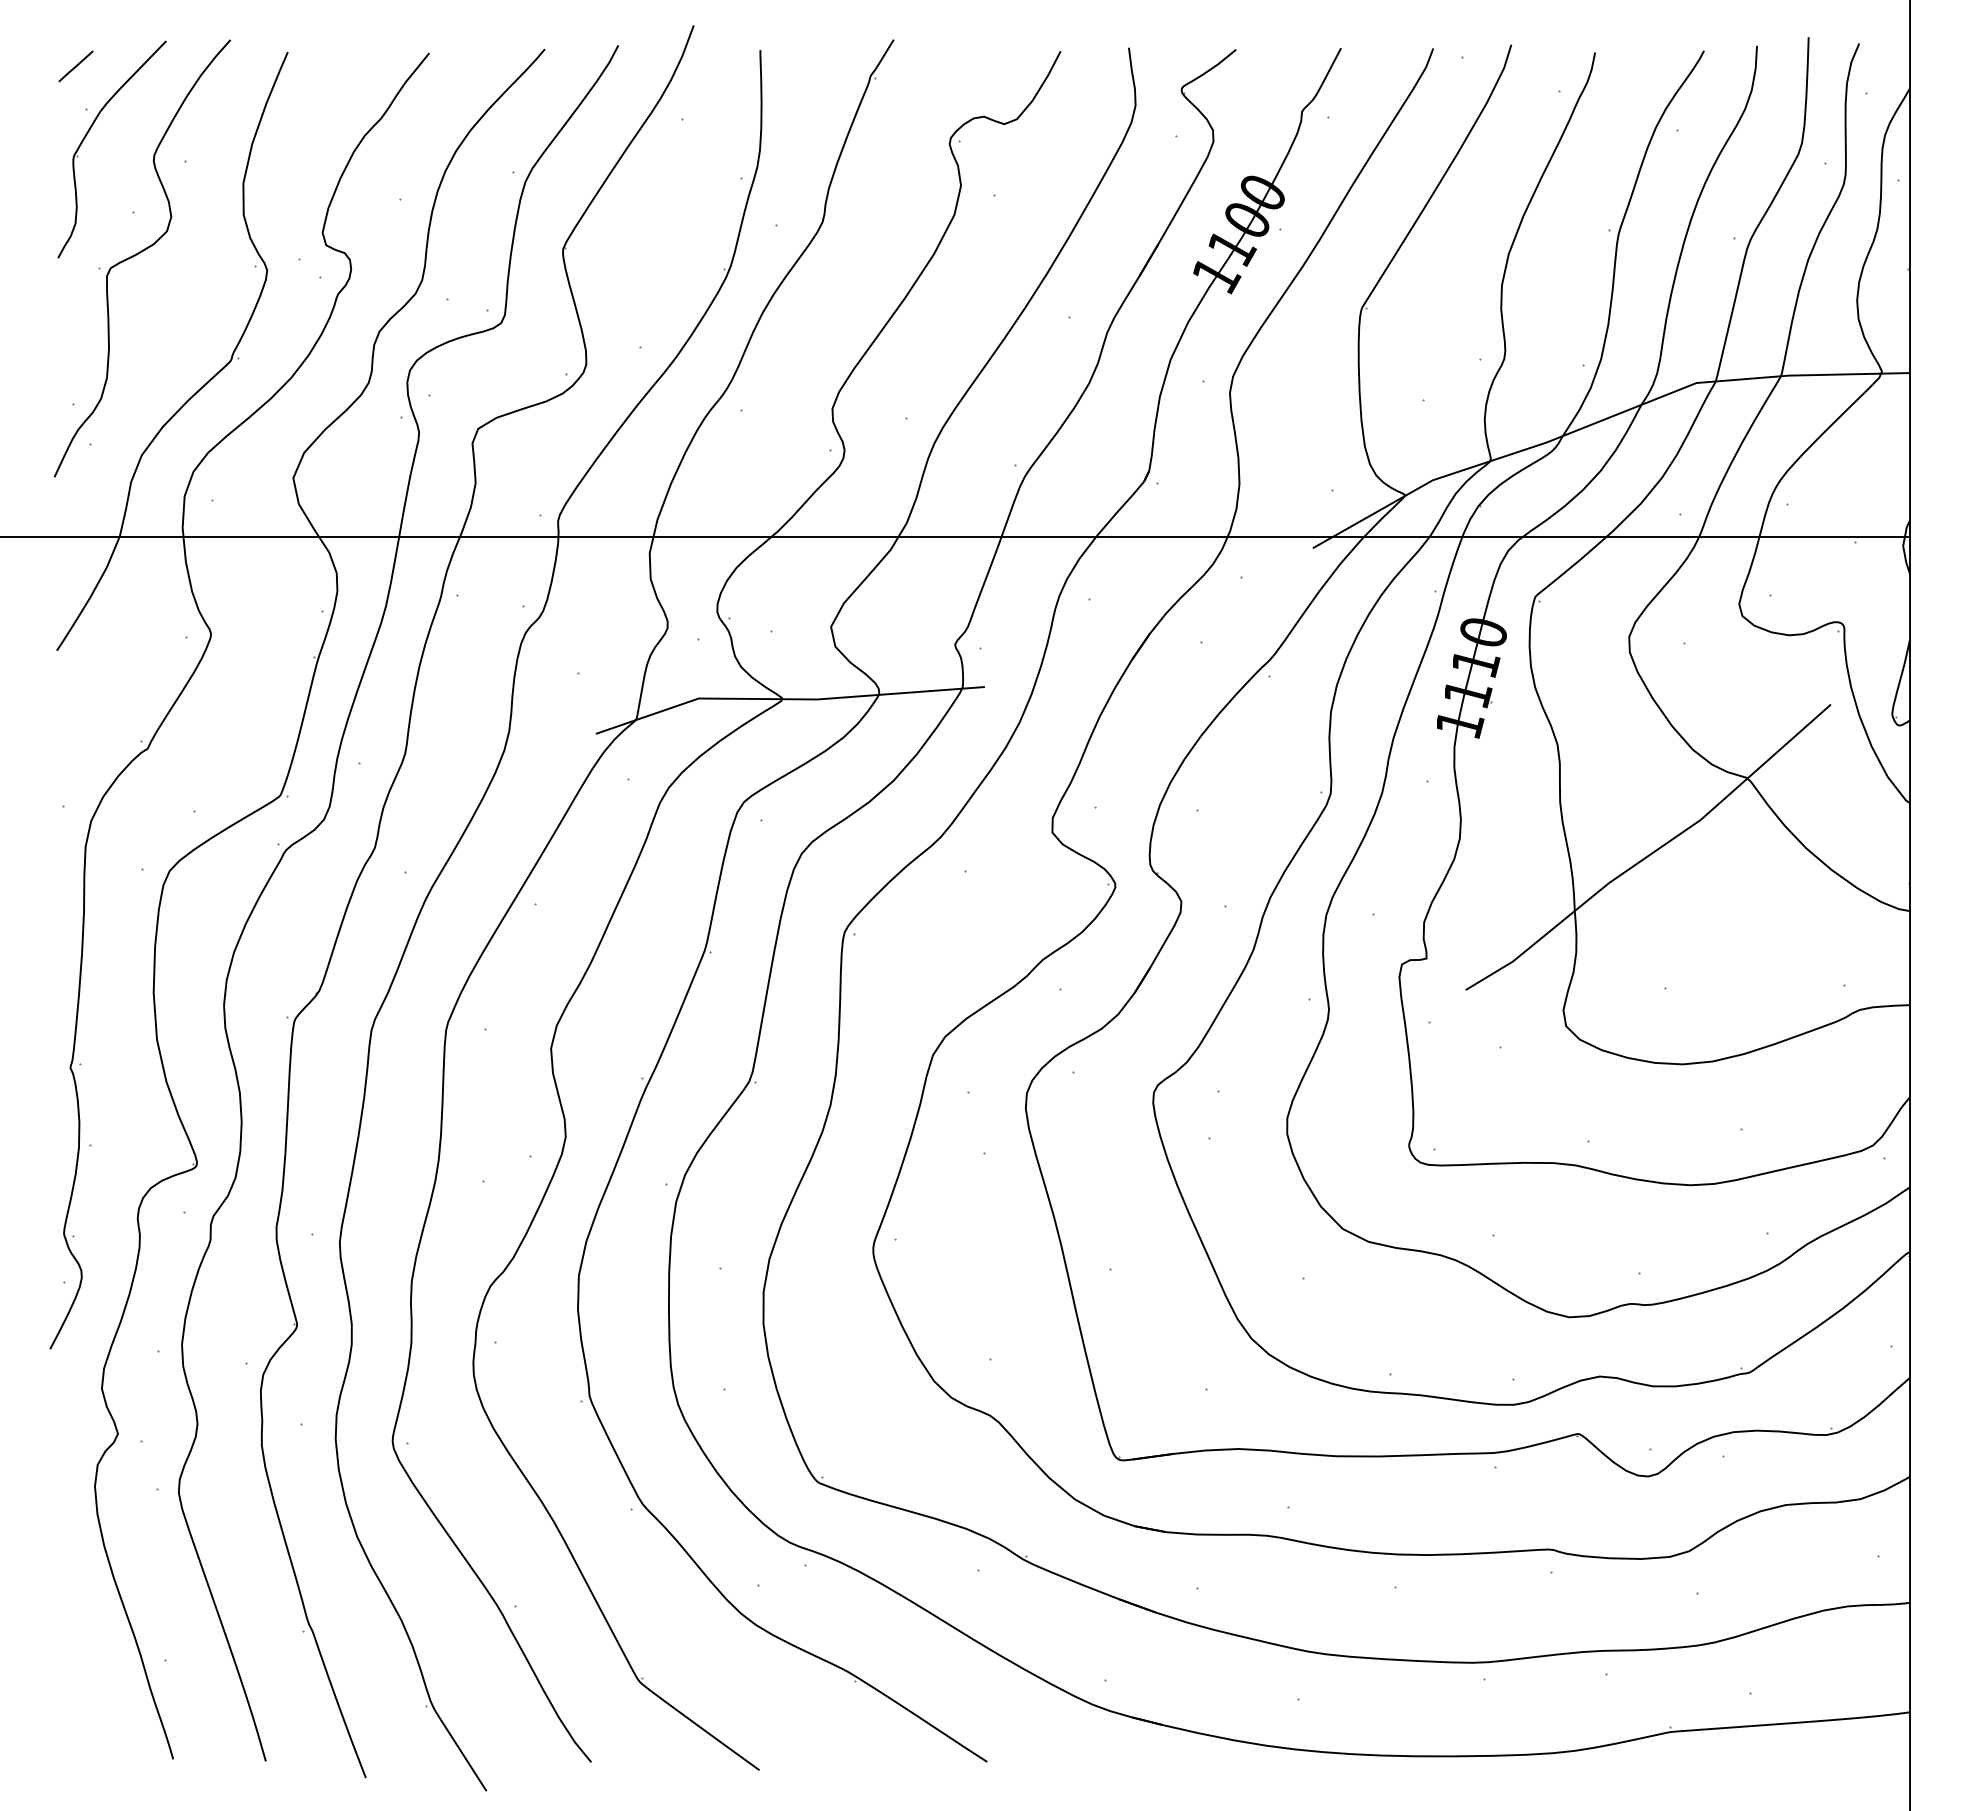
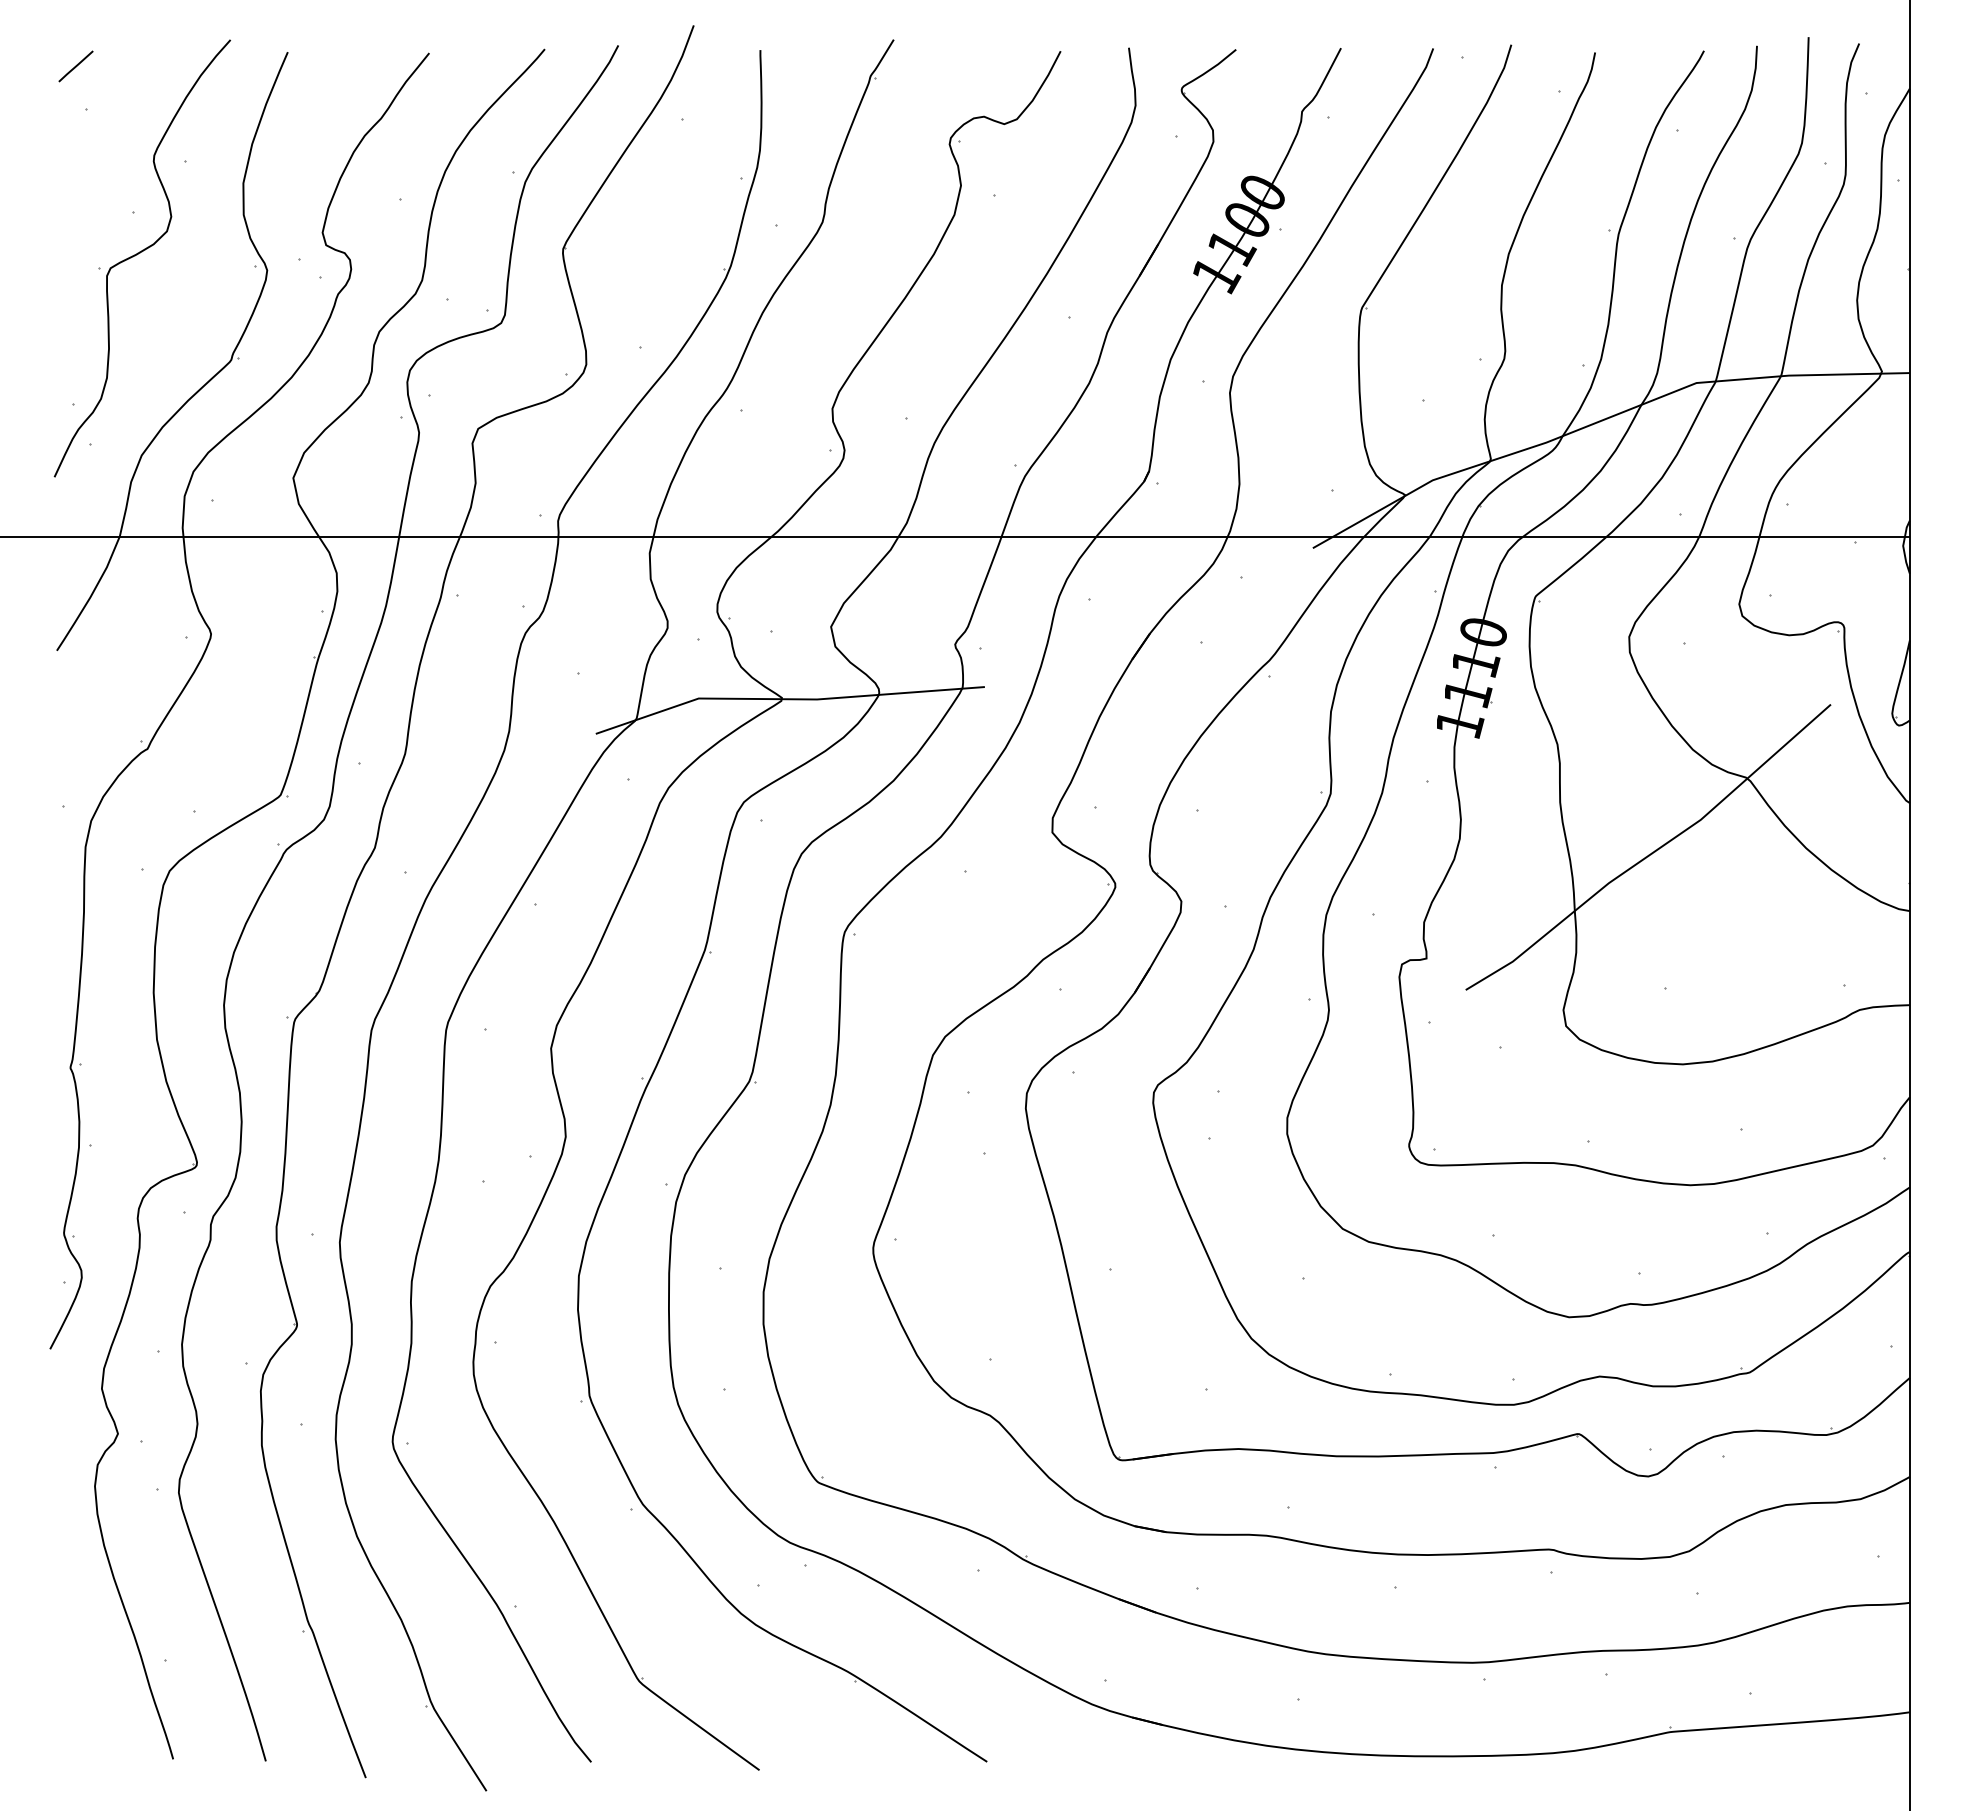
part: present -> none (88, 133)
